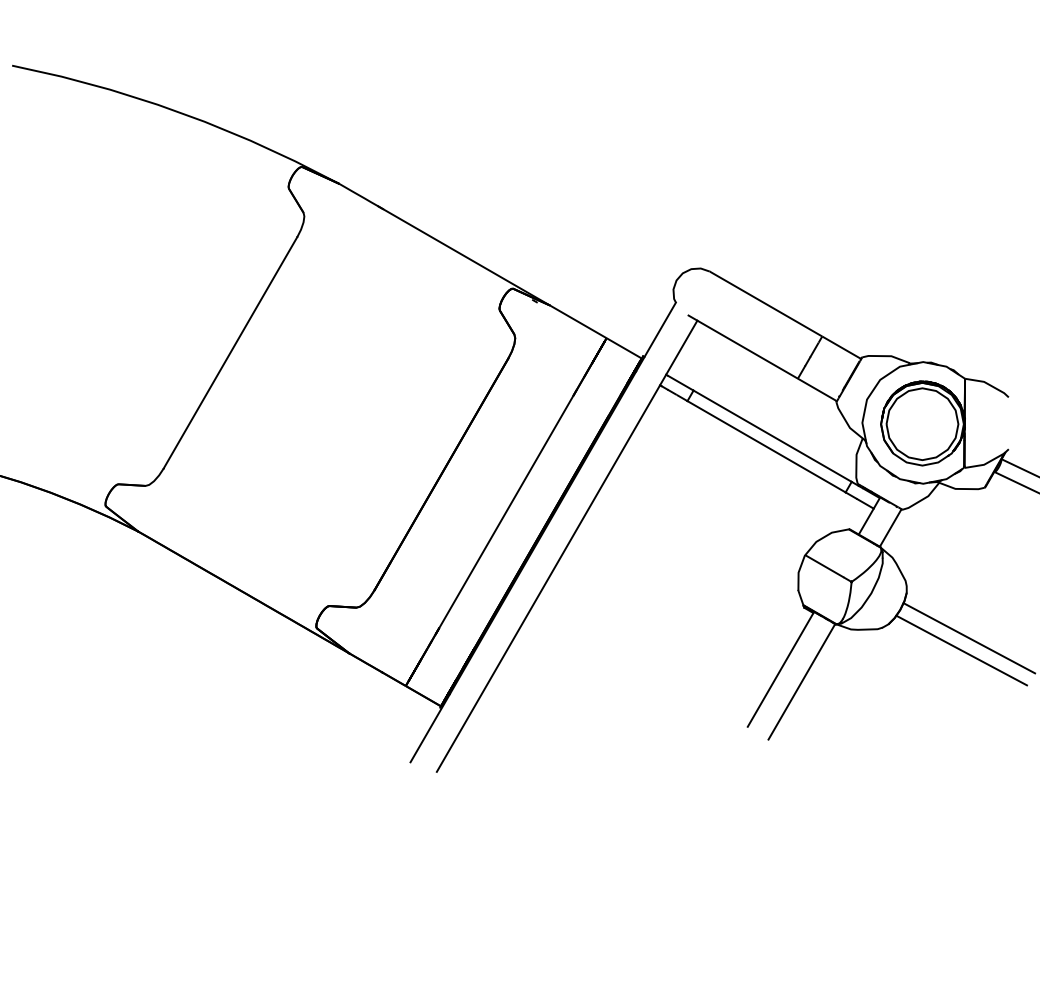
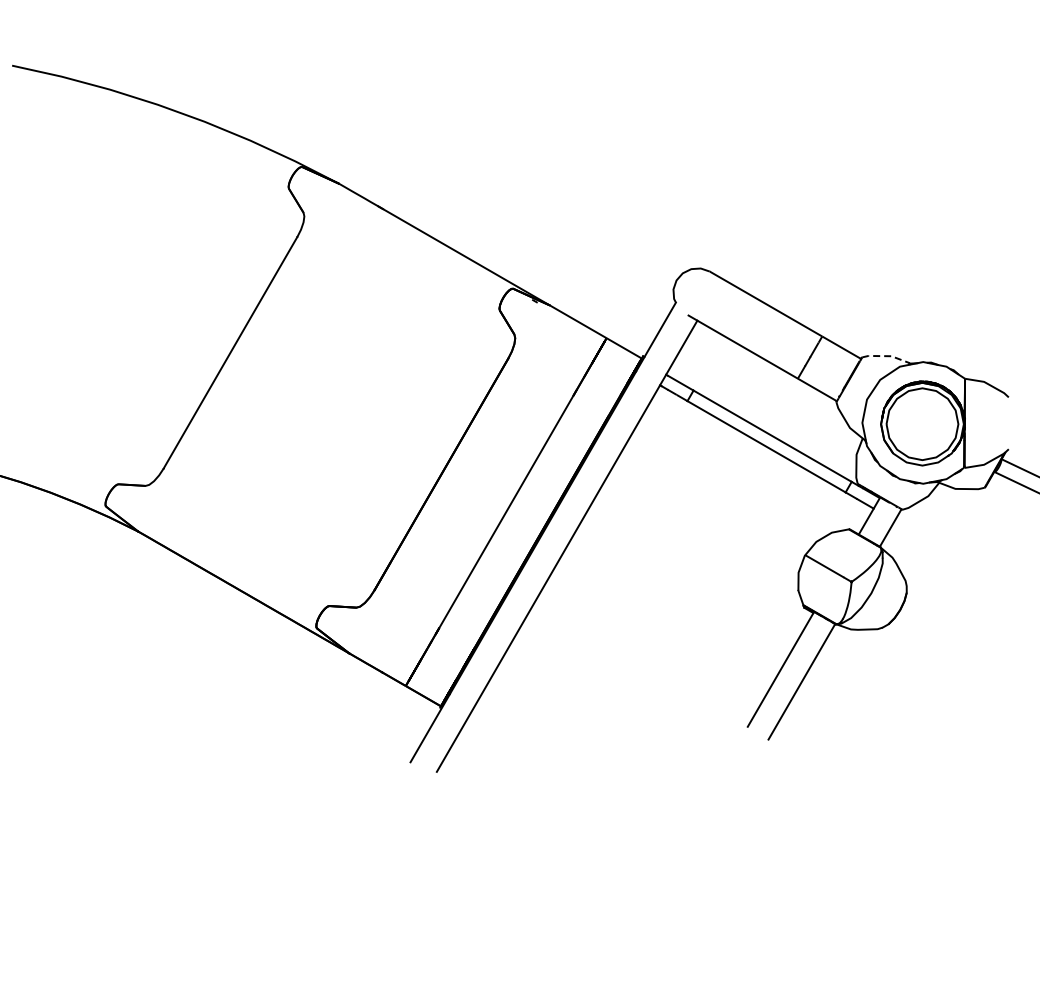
line: solid -> dashed (886, 356)
line: present -> none (969, 638)
line: present -> none (961, 650)
